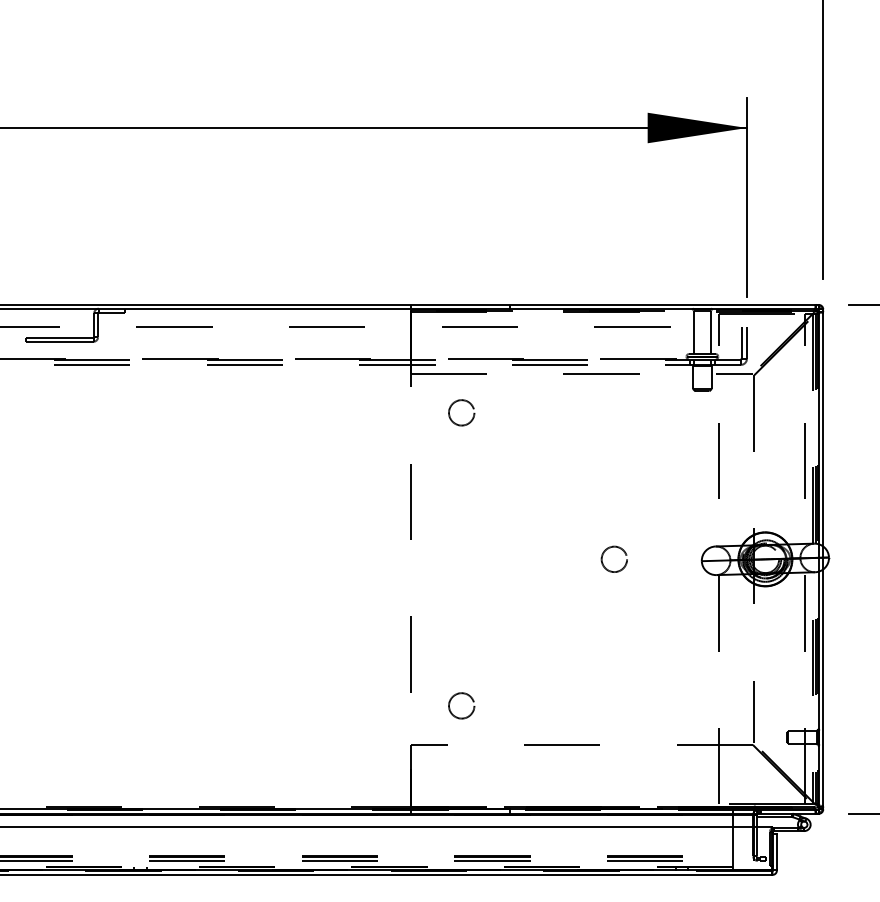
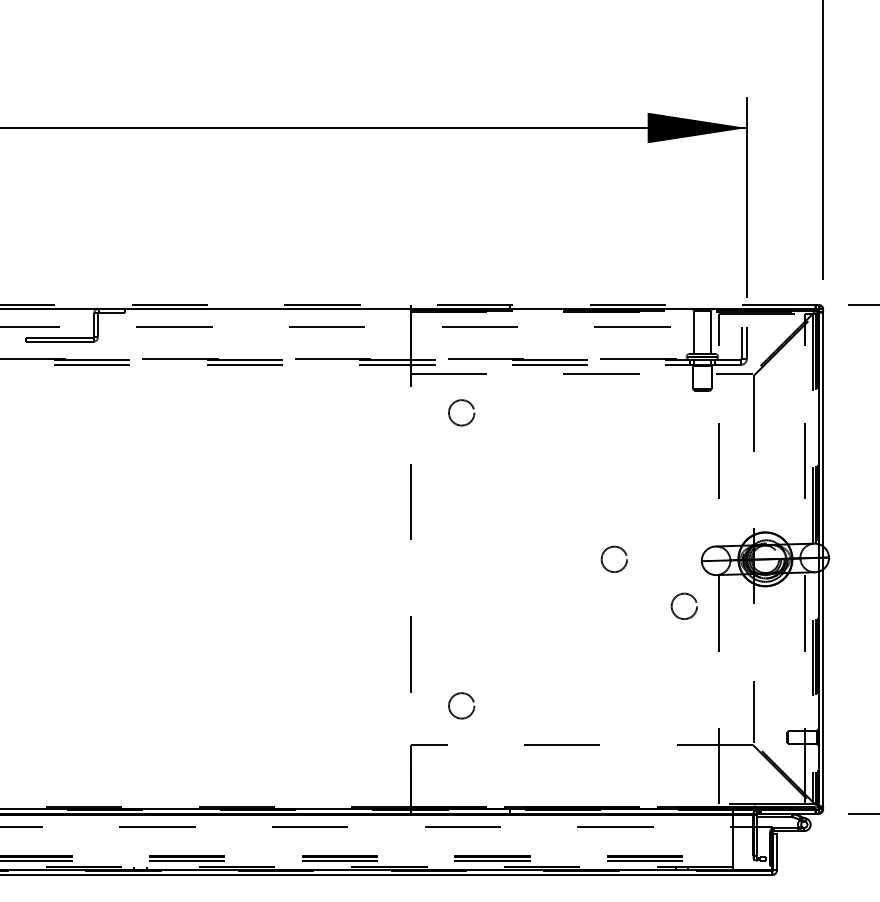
line: solid -> dashed (409, 304)
circle: none -> present (683, 605)
line: solid -> dashed (386, 827)
